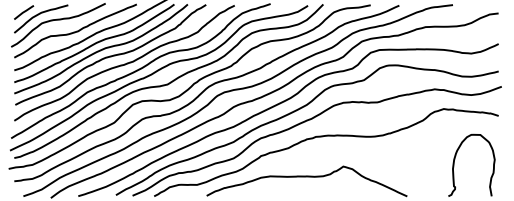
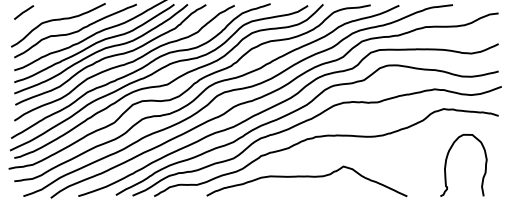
curve: present -> none (40, 14)
curve position: (455, 159) -> (447, 159) (447, 159)
